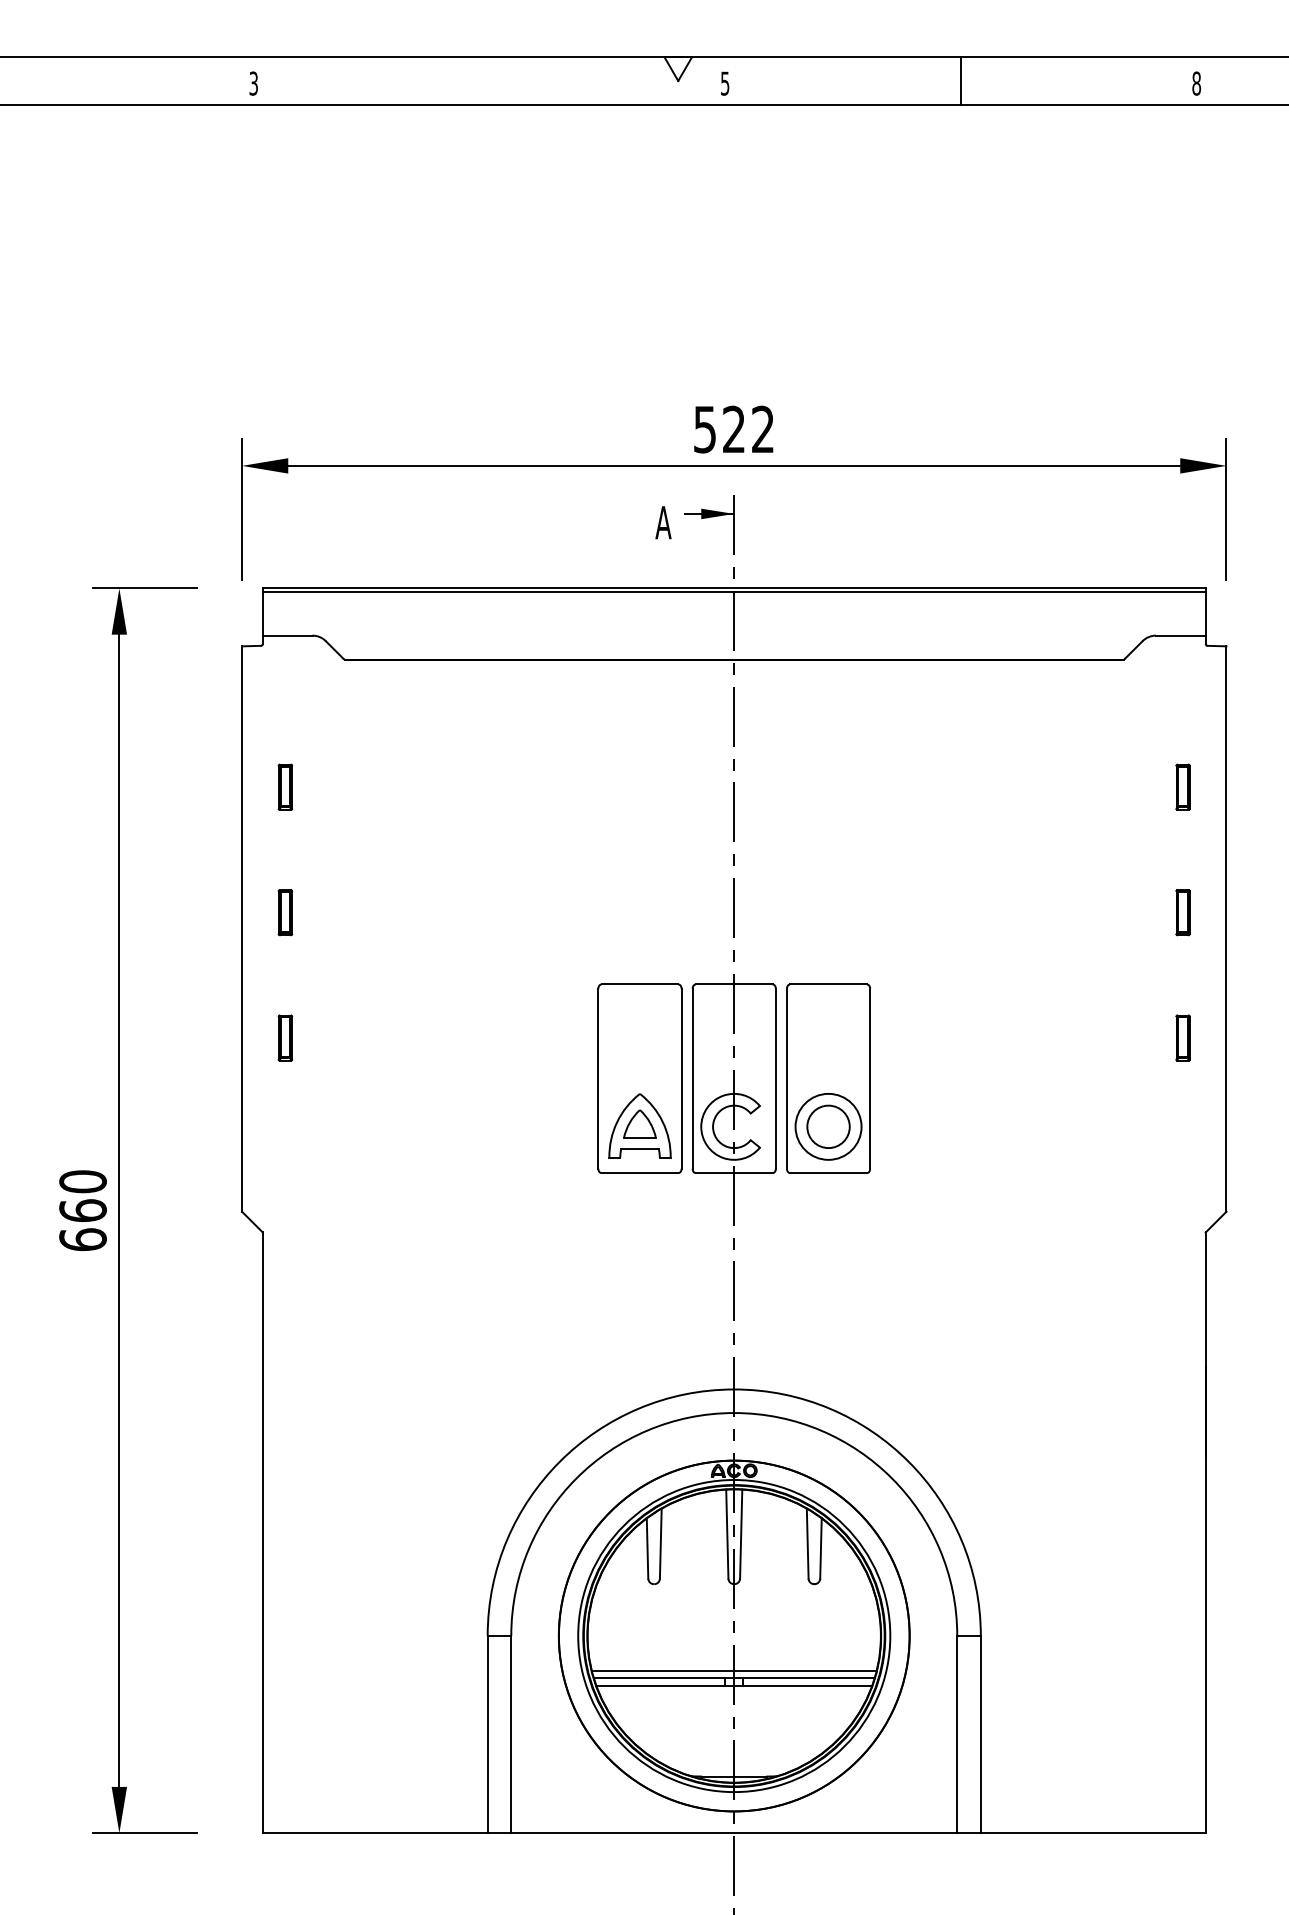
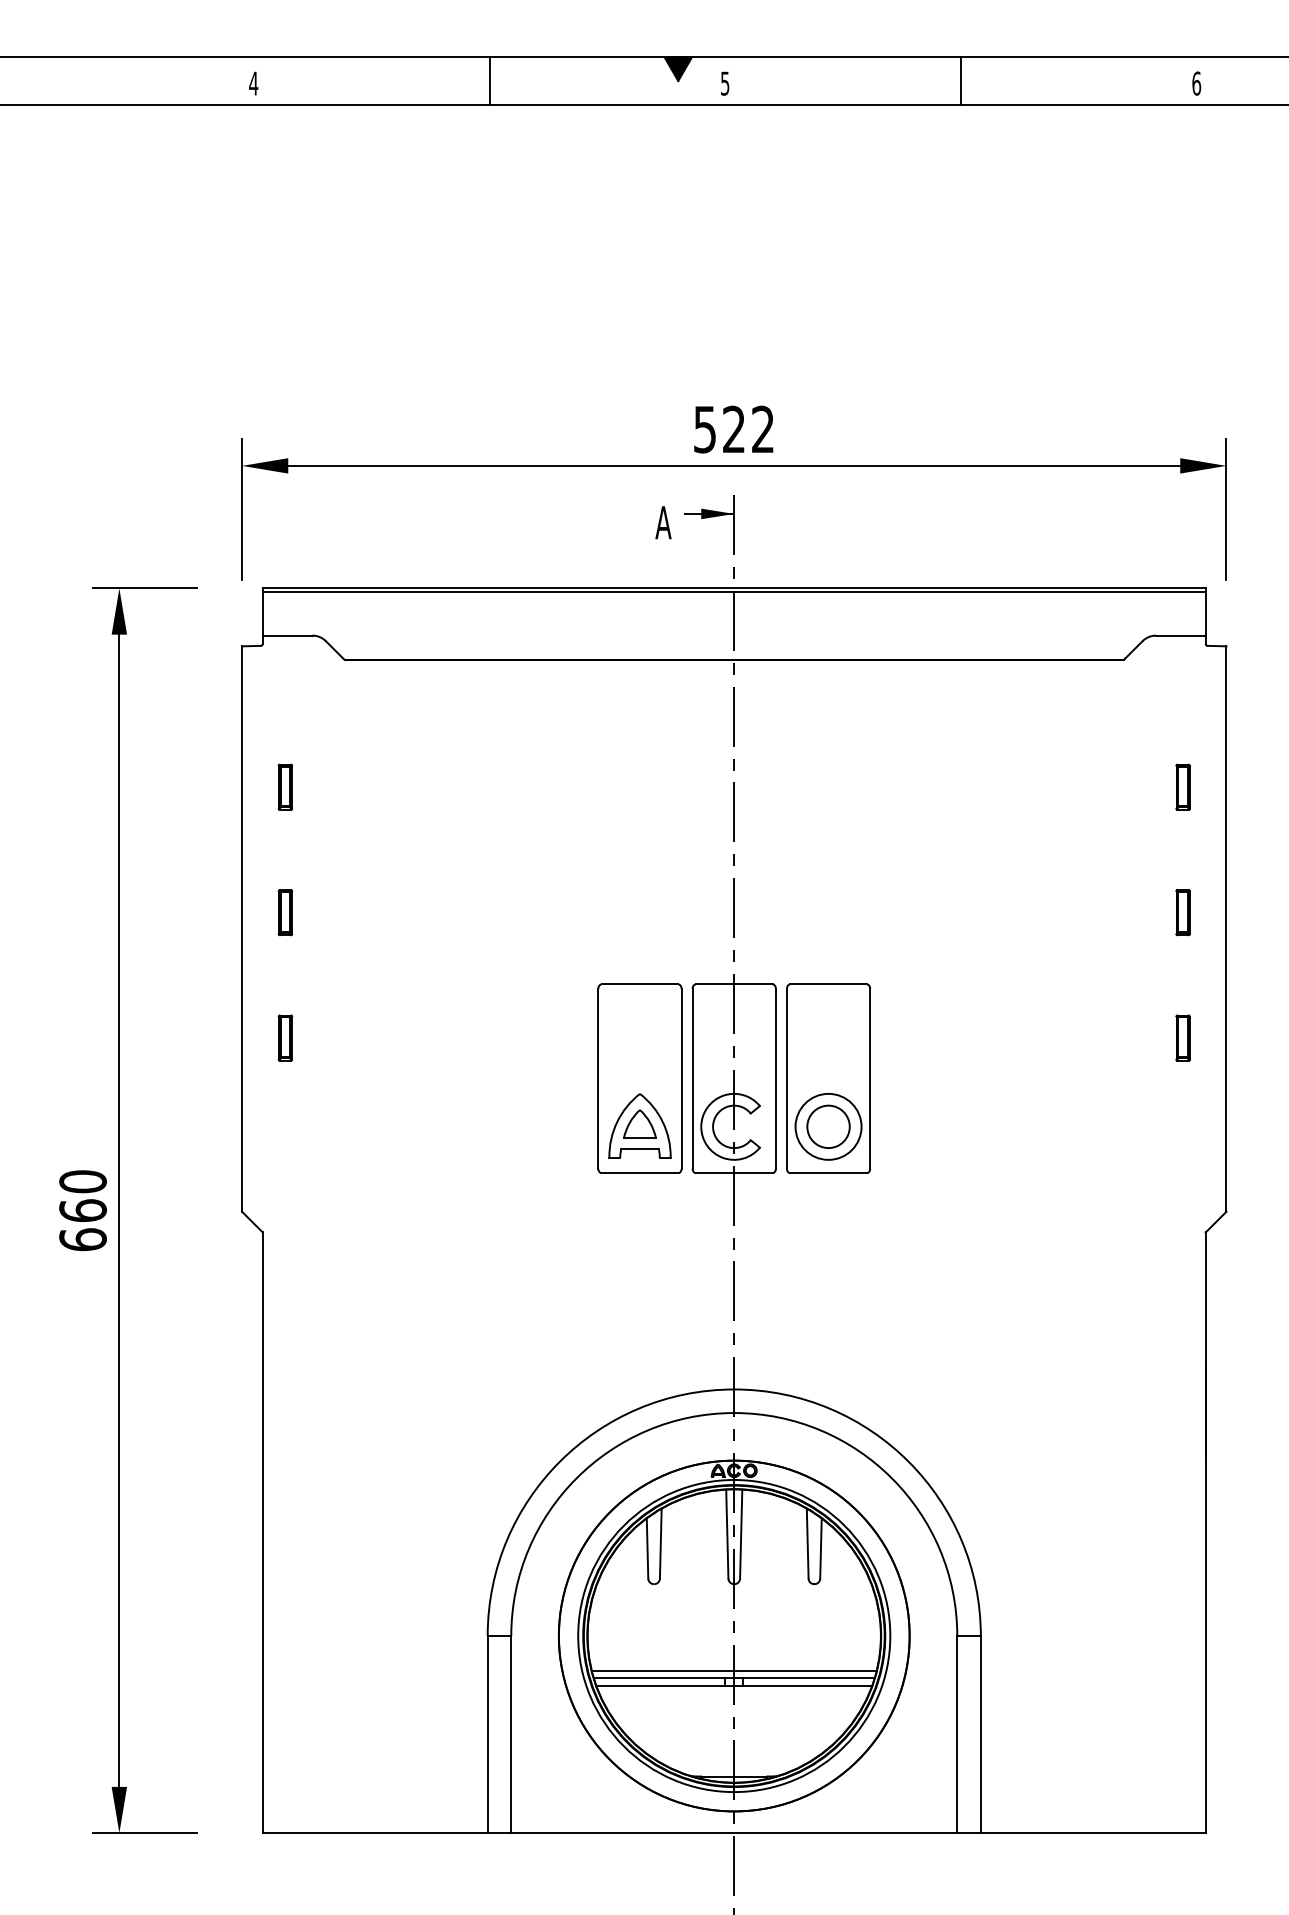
fill: none -> present (677, 69)
line: none -> present (489, 80)
text: 3 -> 4 (253, 83)
text: 8 -> 6 (1196, 83)
